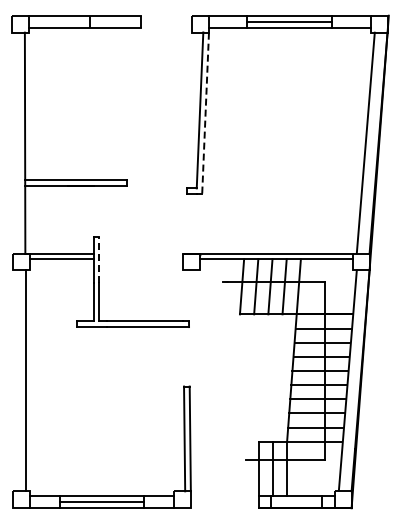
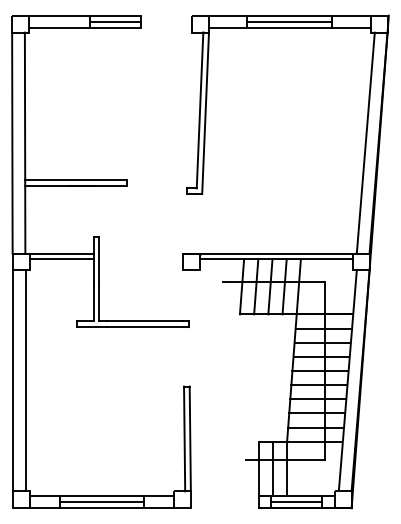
line: none -> present (115, 22)
line: dashed -> solid (205, 113)
line: none -> present (12, 142)
line: dashed -> solid (99, 259)
line: none -> present (13, 380)
line: none -> present (296, 501)
